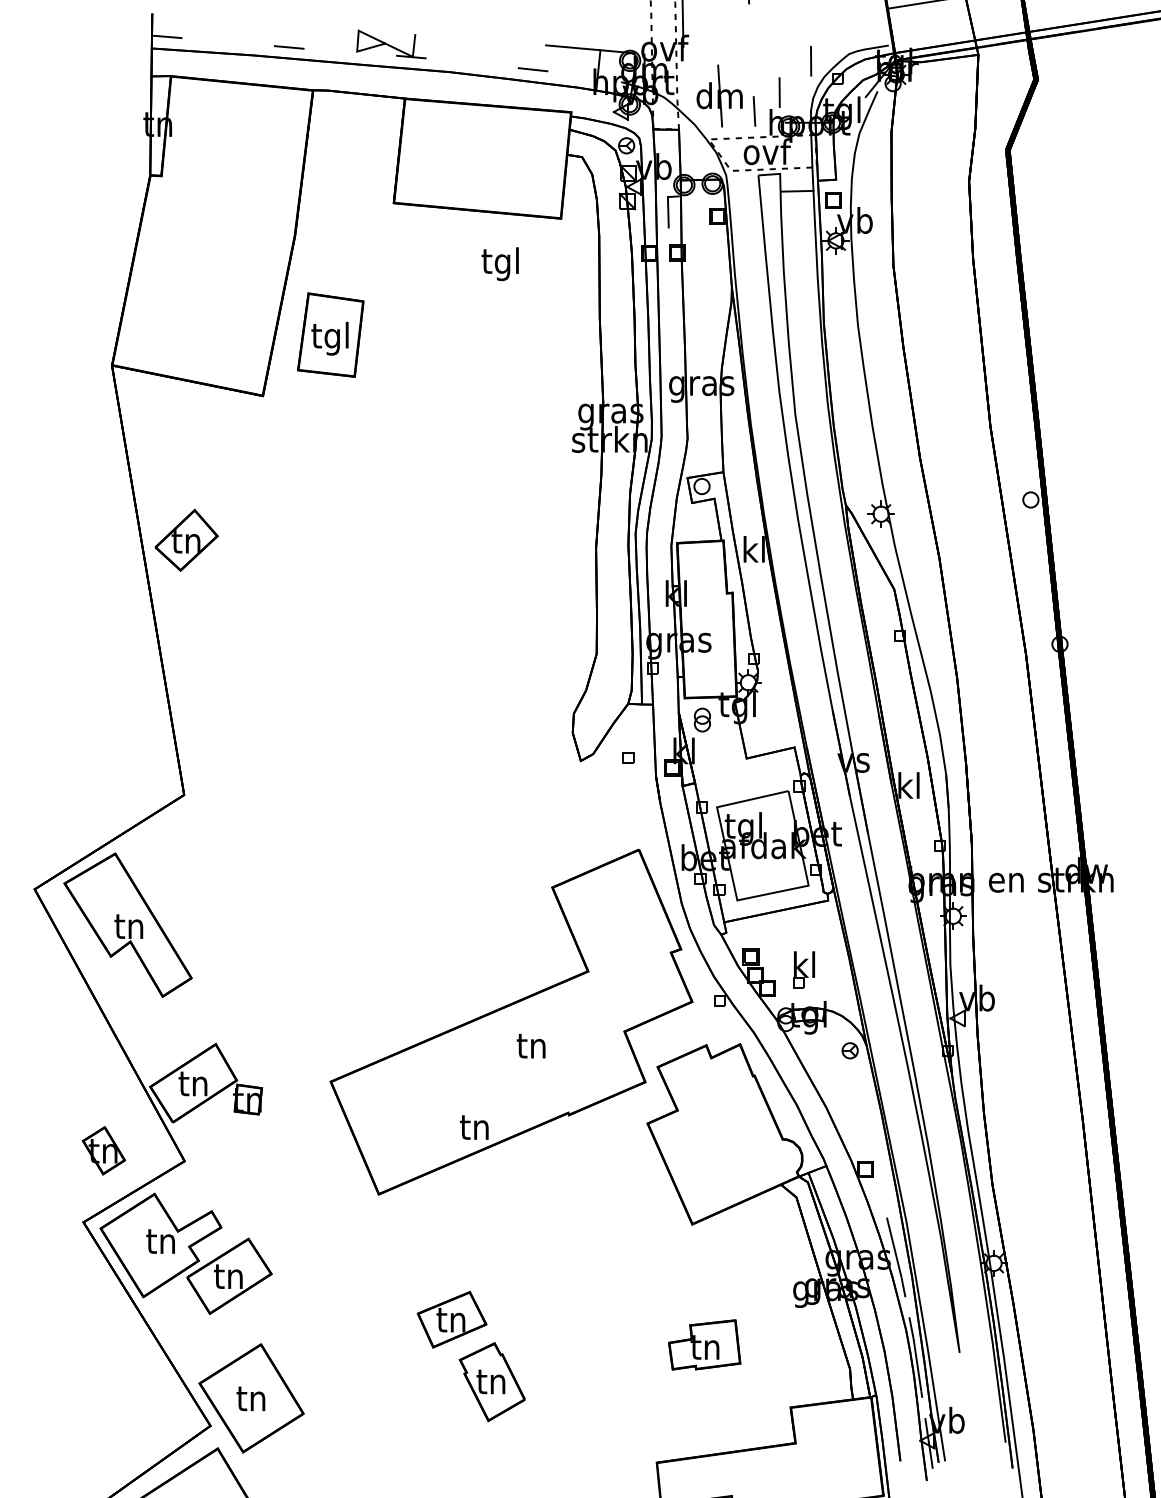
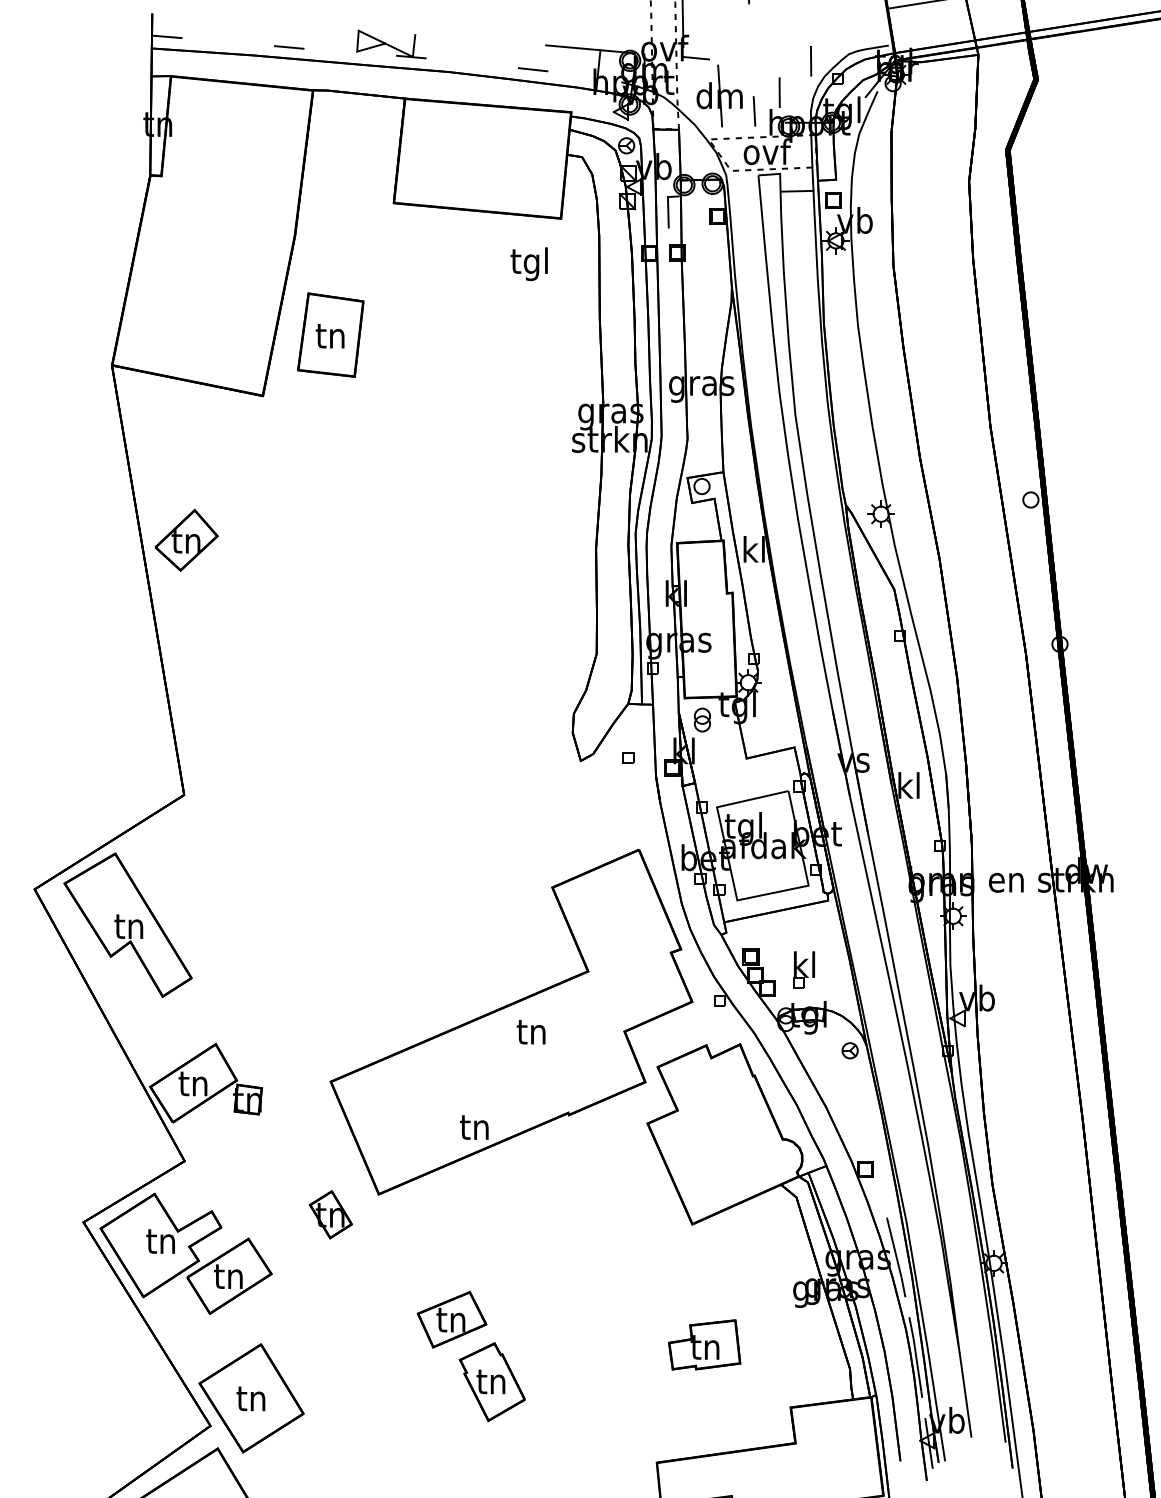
line: none -> present (695, 57)
text position: (499, 264) -> (528, 264) (528, 264)
text: tgl -> tn (329, 338)
text position: (530, 1046) -> (530, 1032) (530, 1032)
part position: (103, 1150) -> (330, 1214) (330, 1214)
line: none -> present (965, 1394)
